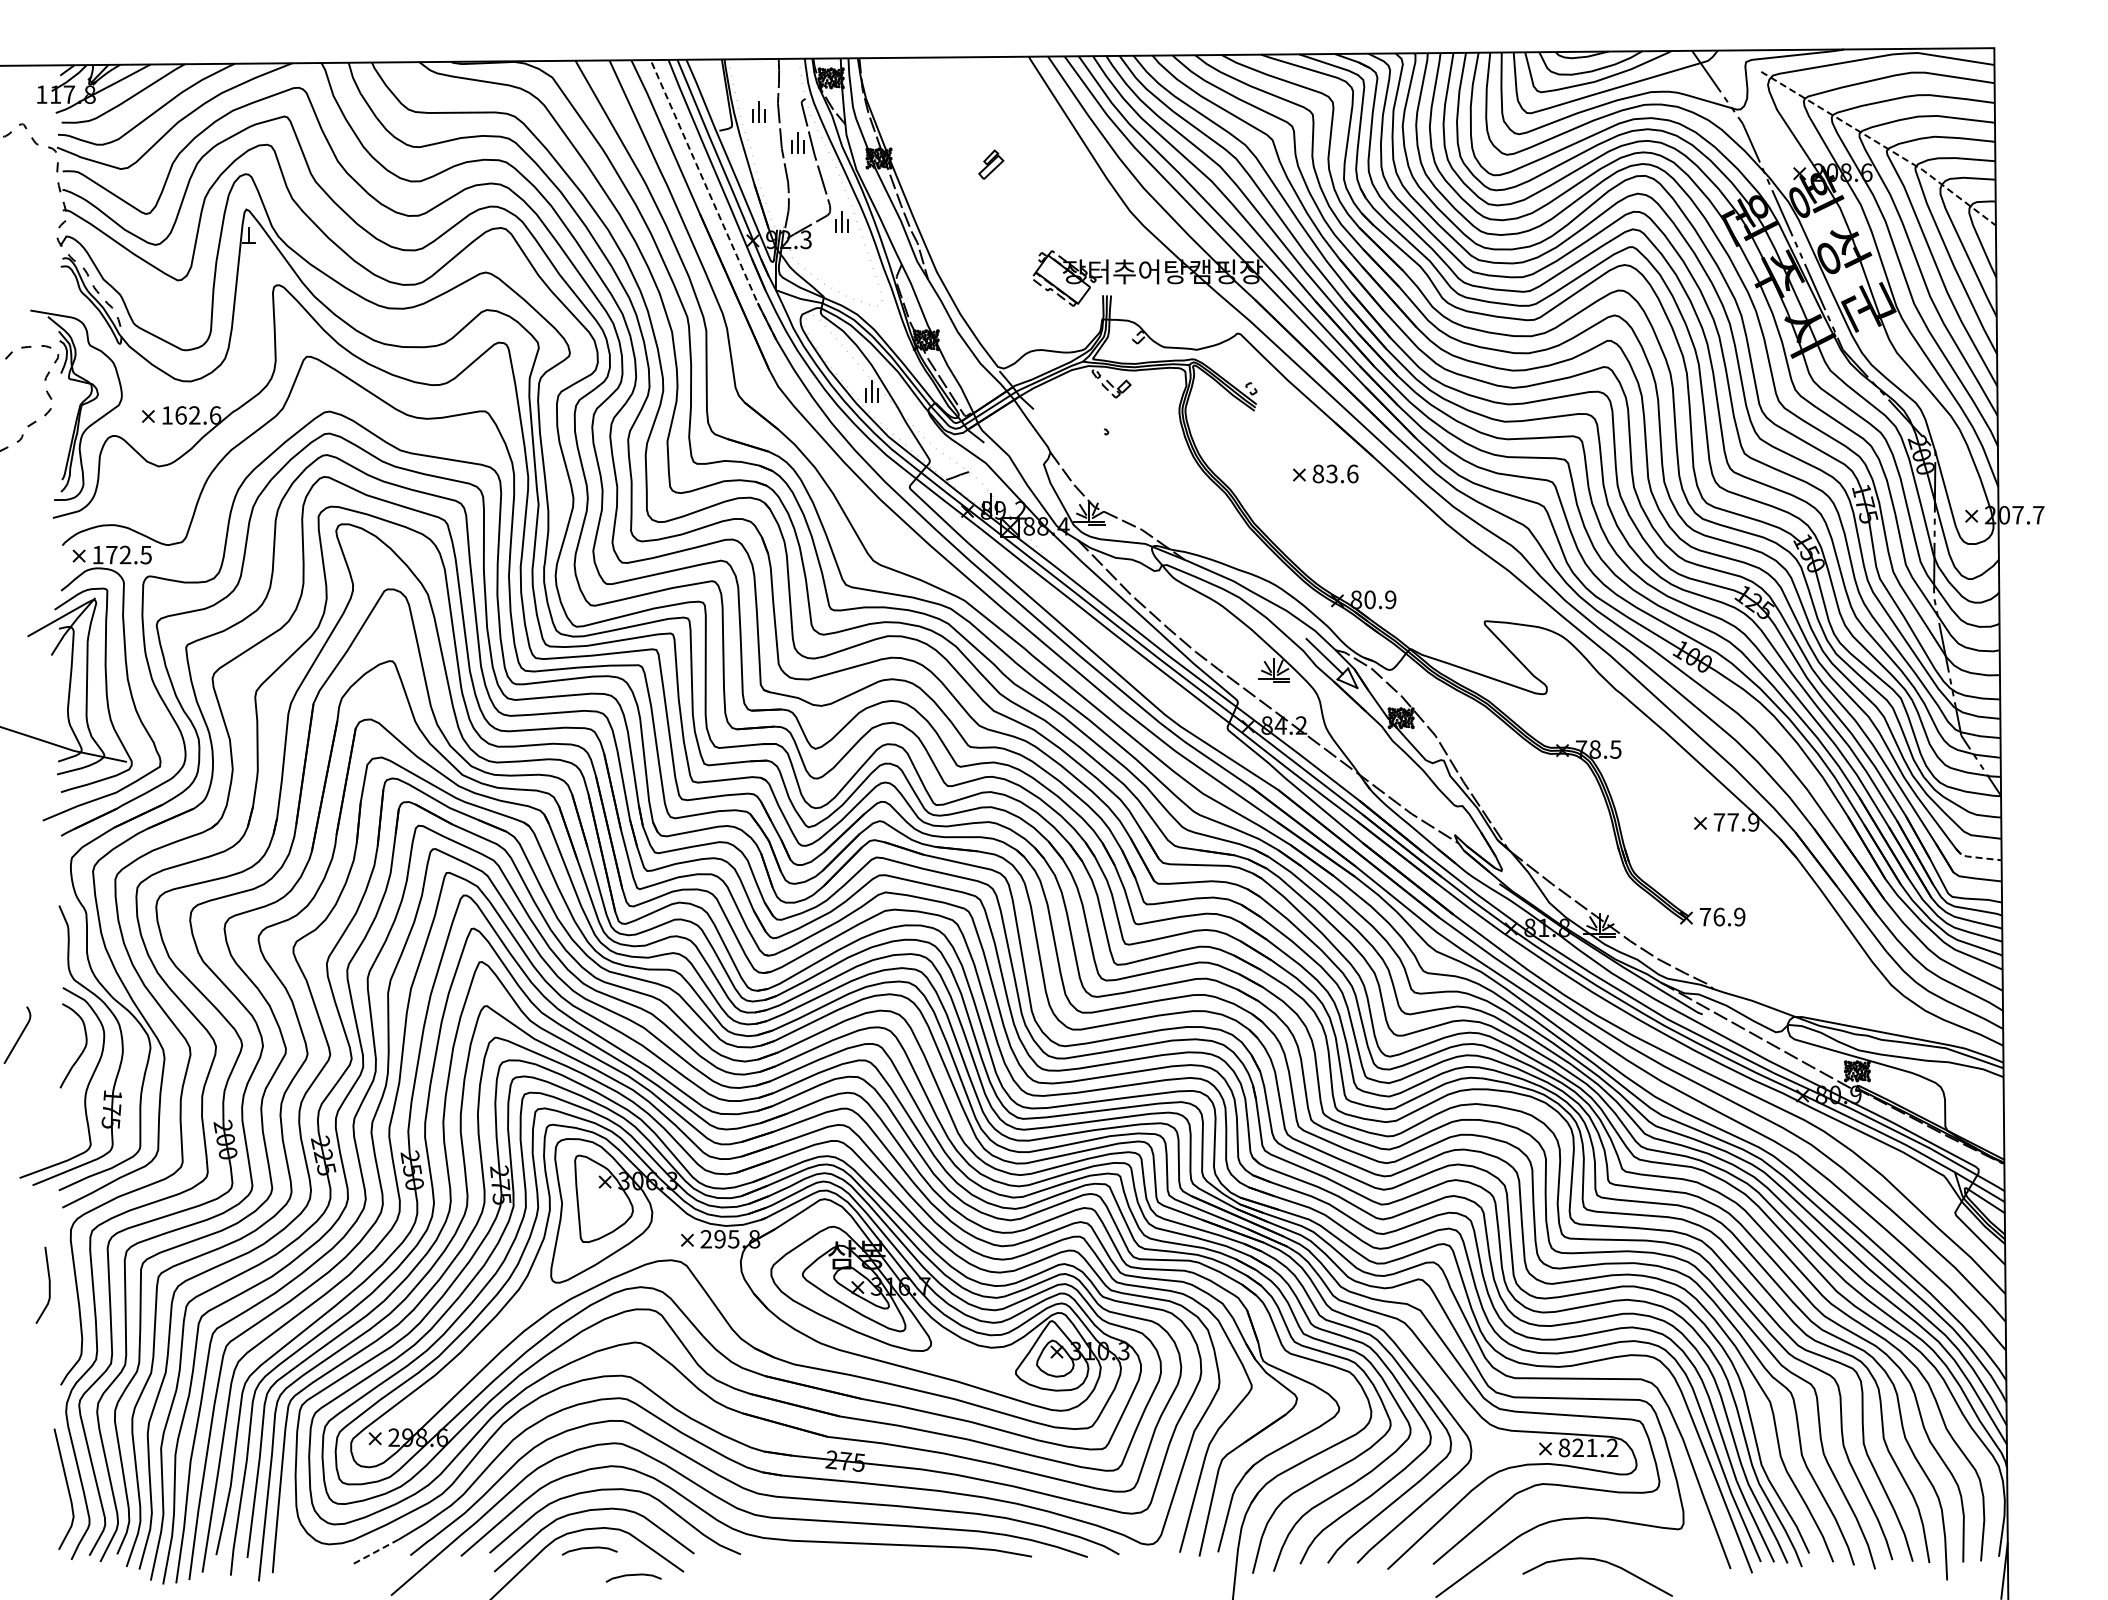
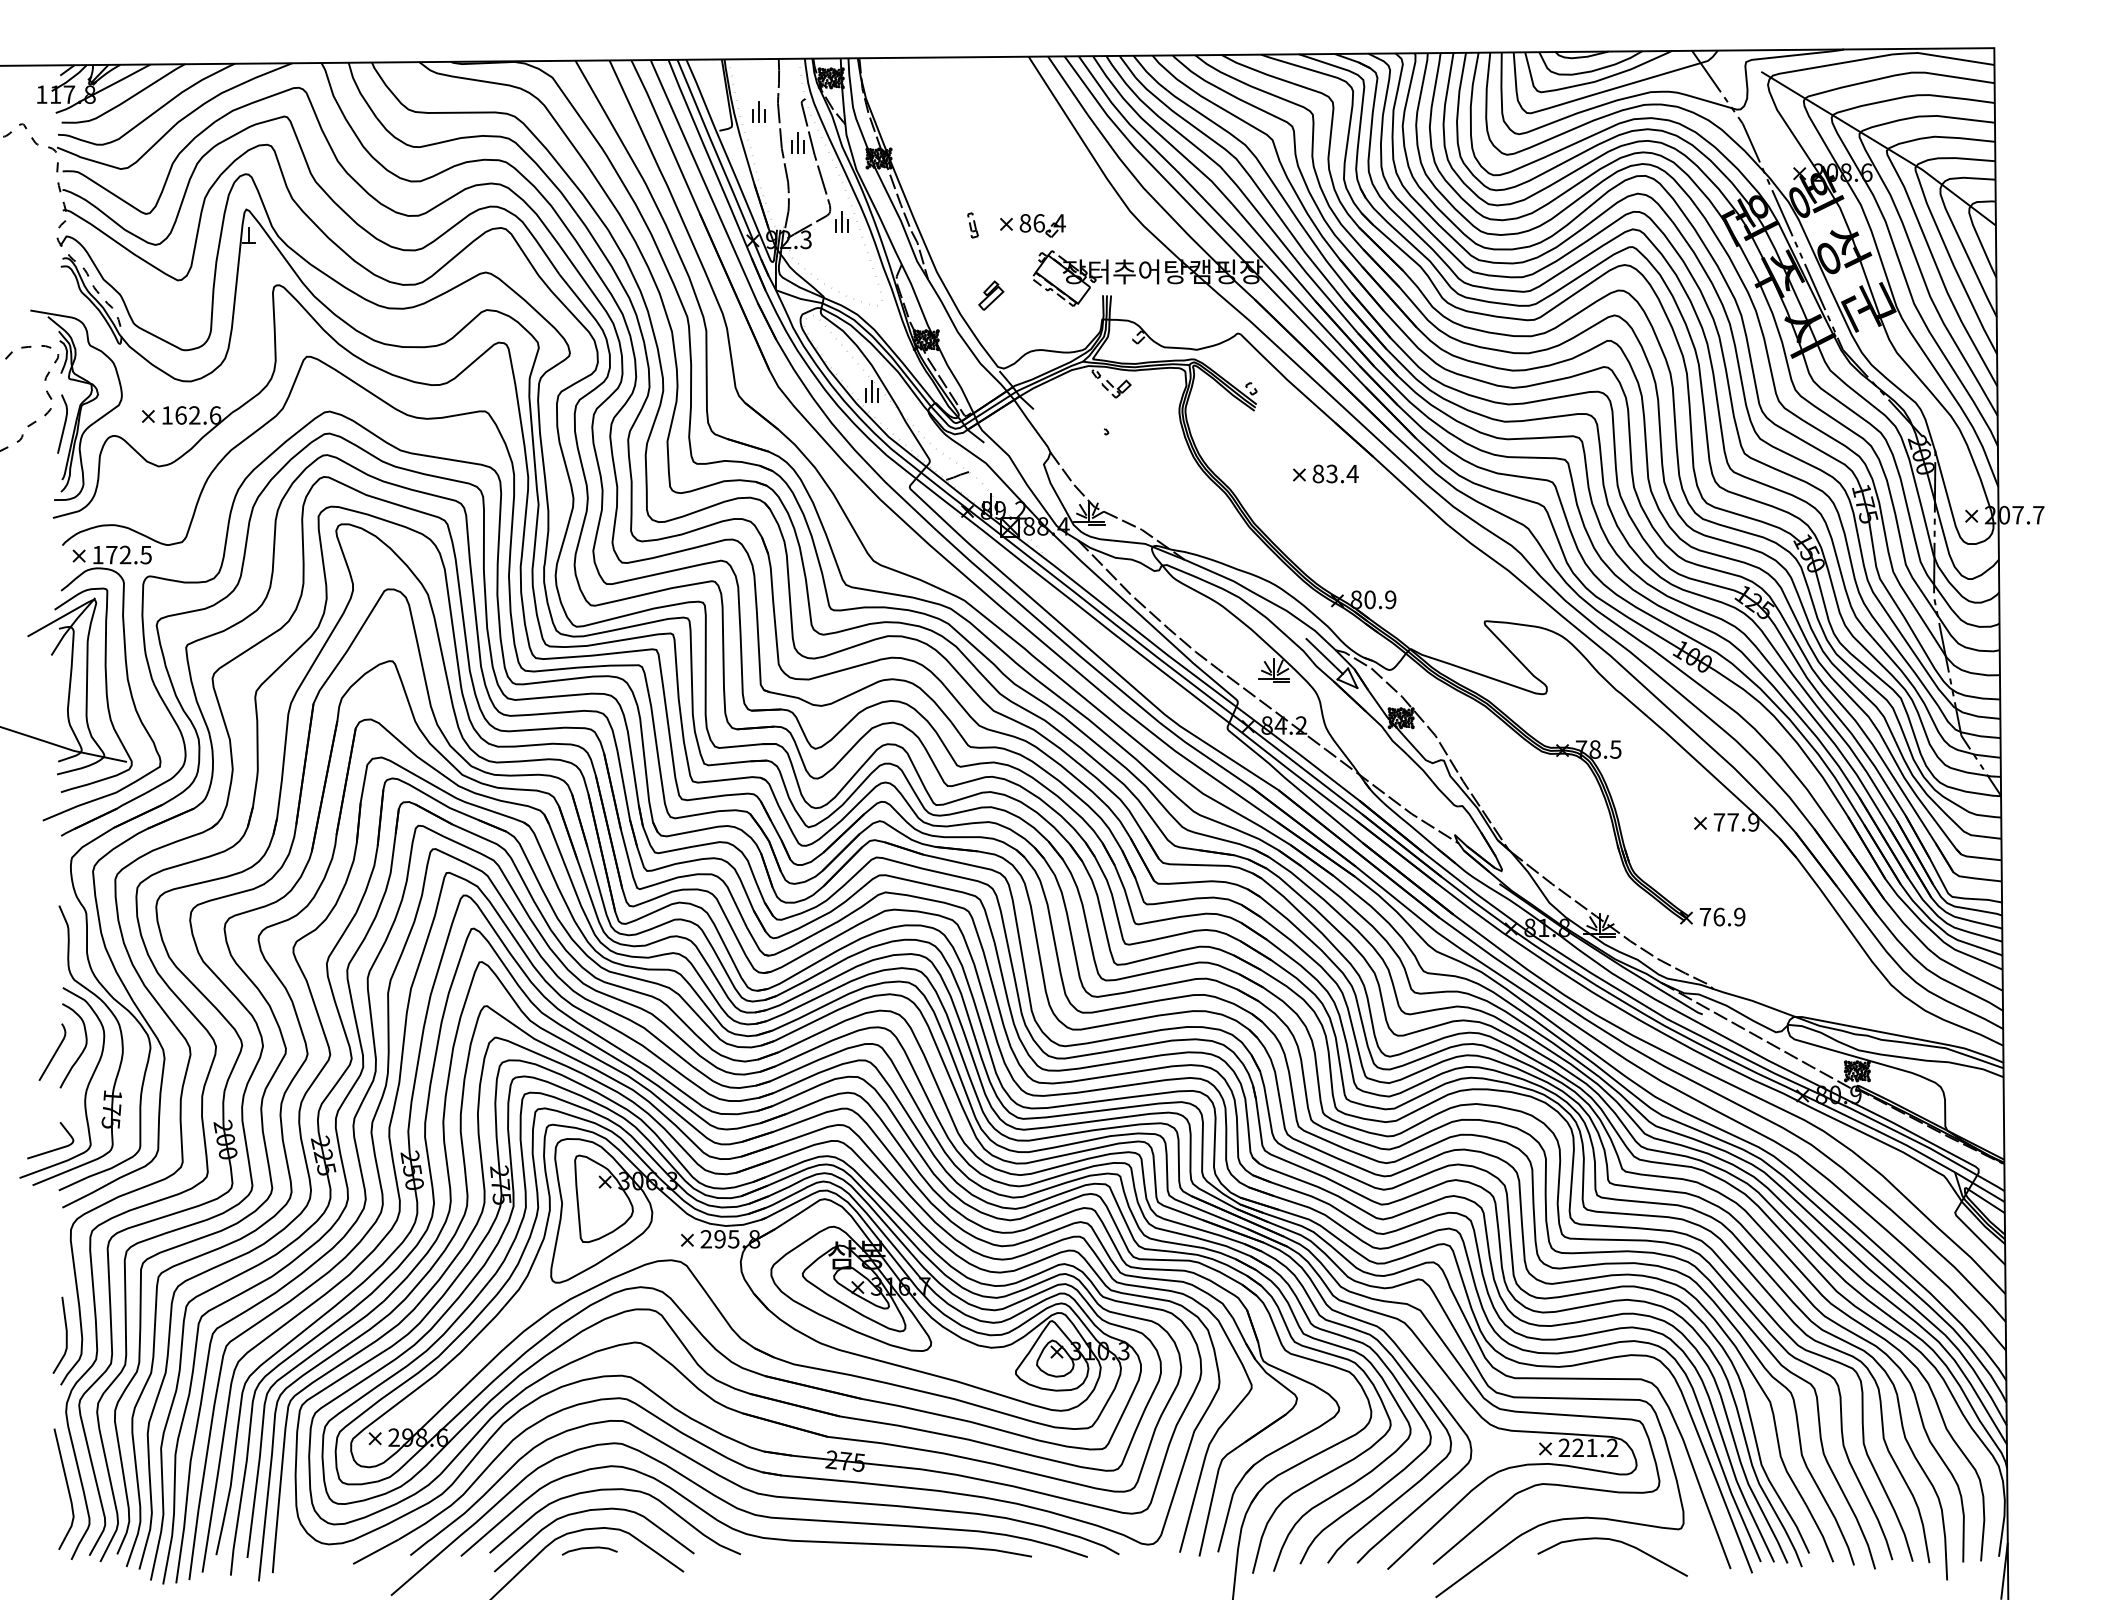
line: dashed -> solid (1882, 145)
part position: (991, 164) -> (991, 295) (991, 295)
line: dashed -> solid (712, 200)
part: none -> present (972, 225)
part: none -> present (1032, 225)
curve: none -> present (63, 424)
text: 83.6 -> 83.4 (1352, 473)
line: dashed -> solid (1976, 857)
curve position: (19, 1035) -> (54, 1052) (54, 1052)
curve: none -> present (52, 1149)
line position: (48, 1284) -> (65, 1334) (65, 1334)
text: 821.2 -> 221.2 (1564, 1447)
line: dashed -> solid (375, 1551)
curve position: (1599, 1561) -> (1614, 1541) (1614, 1541)
curve: present -> none (633, 1575)
